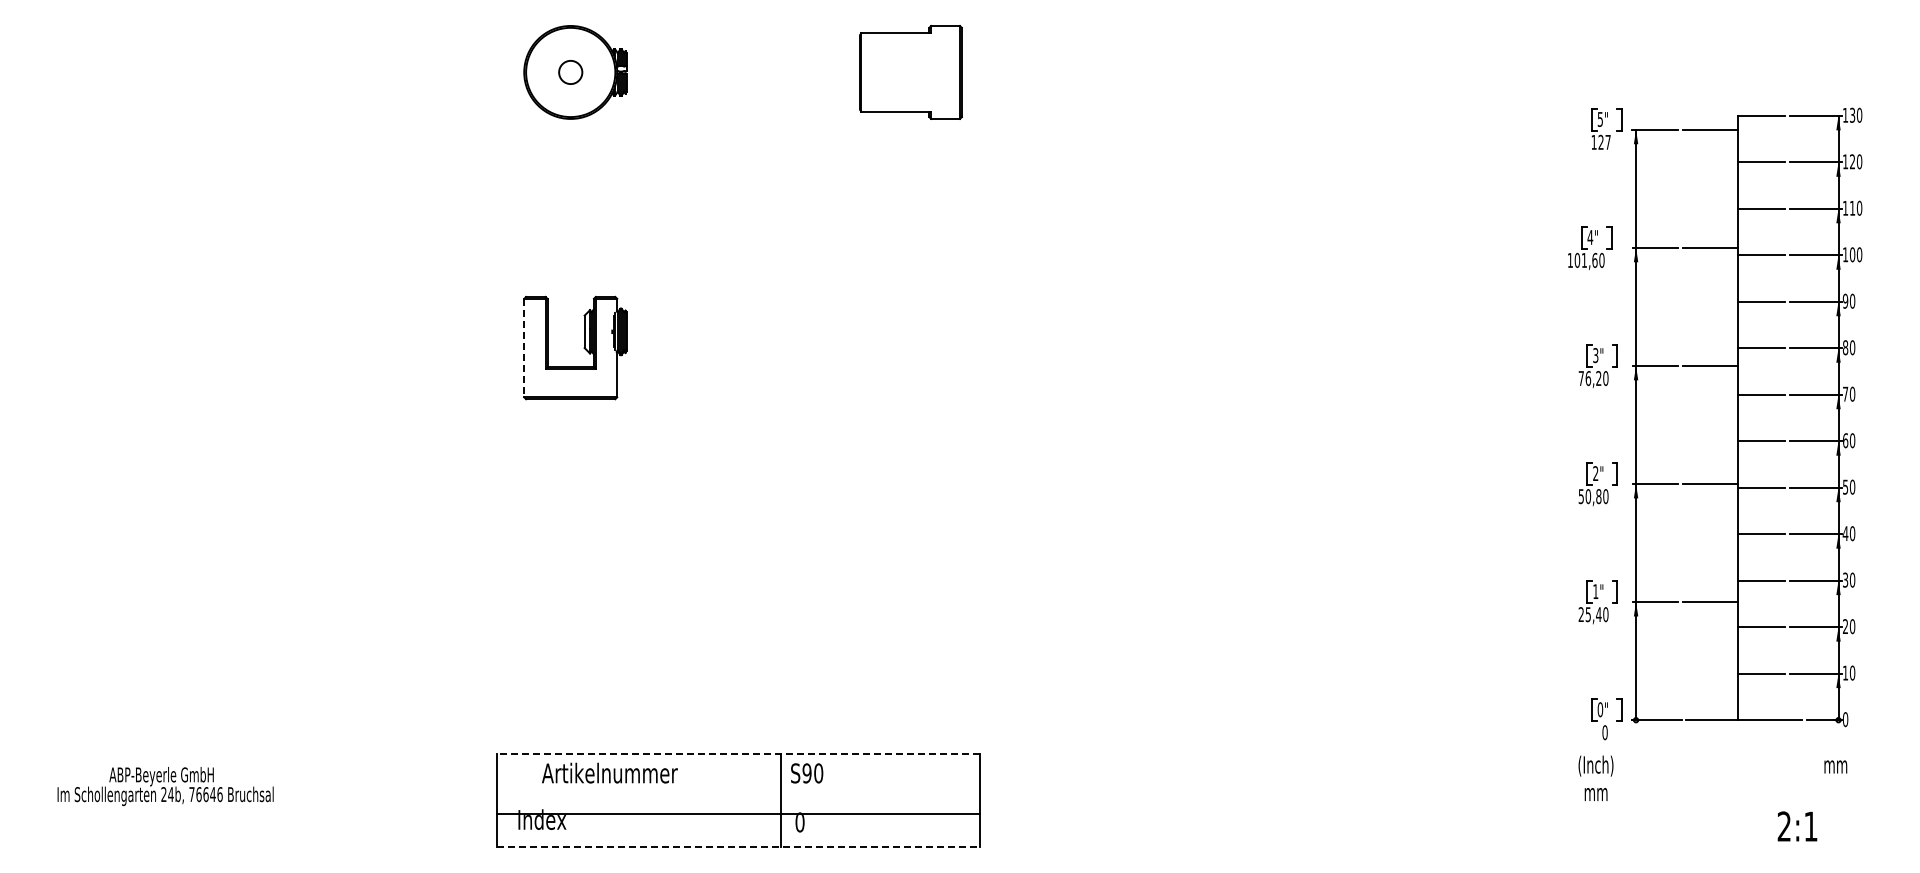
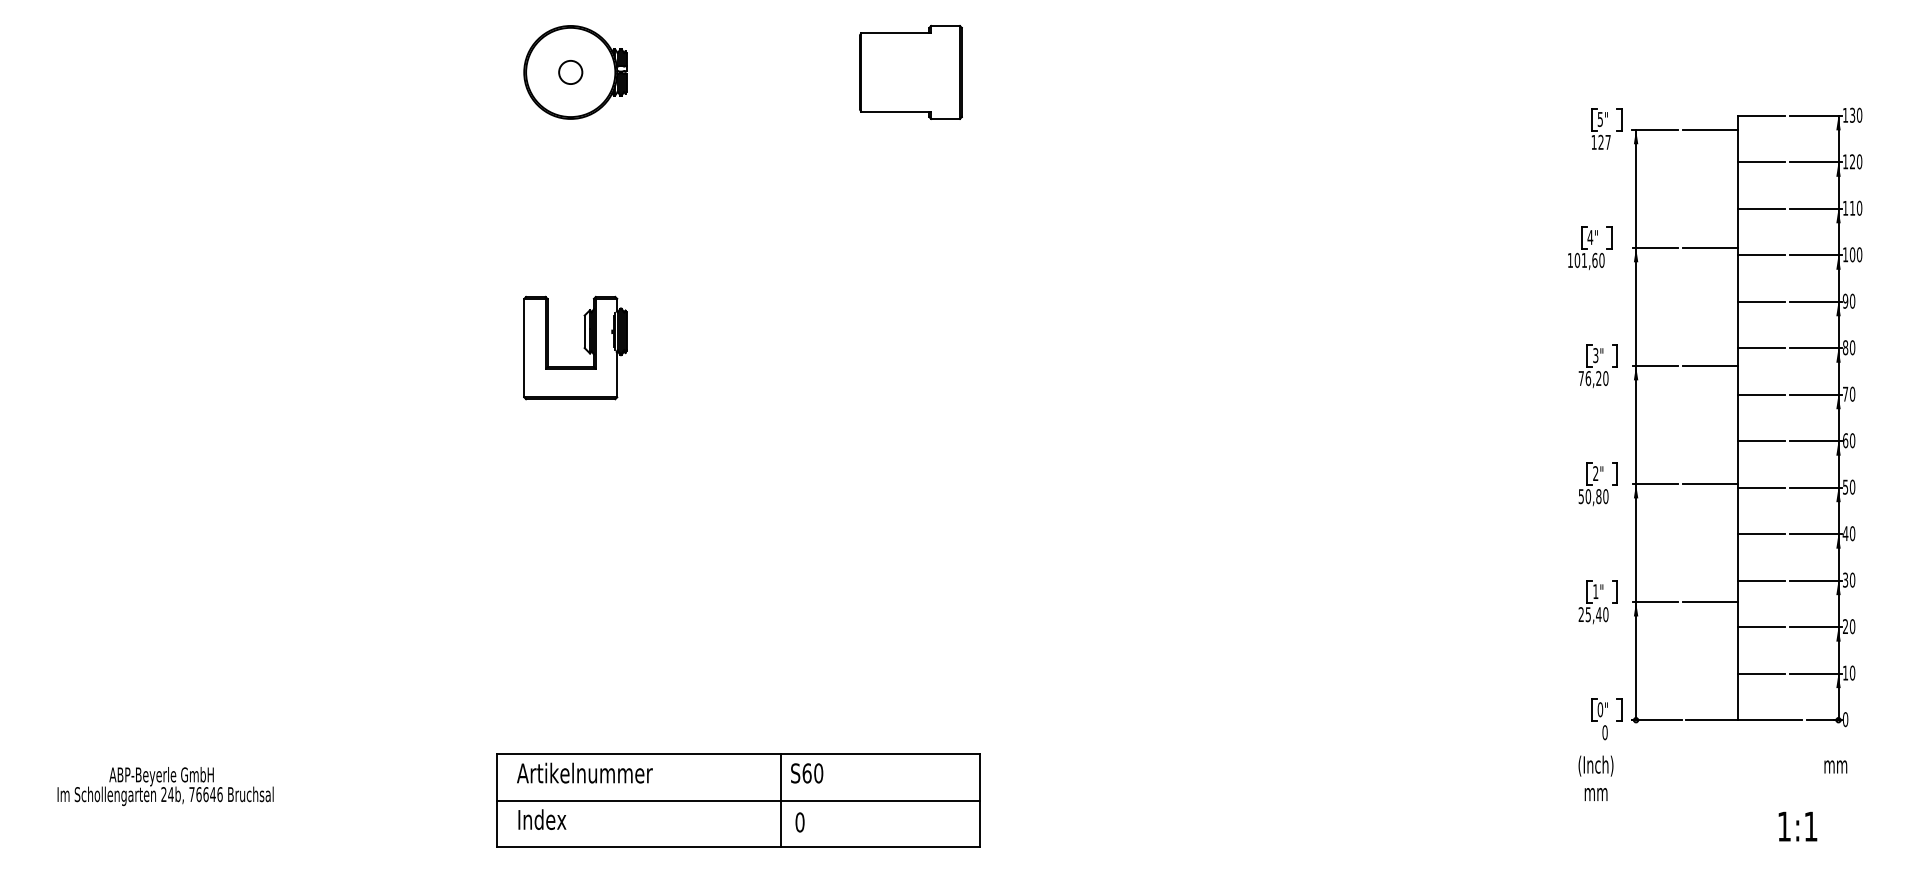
line: dashed -> solid (524, 348)
line: dashed -> solid (738, 754)
text position: (609, 772) -> (584, 772) (584, 772)
text: S90 -> S60 (806, 773)
line position: (738, 813) -> (738, 800) (738, 800)
text: 2:1 -> 1:1 (1783, 826)
line: dashed -> solid (739, 847)
